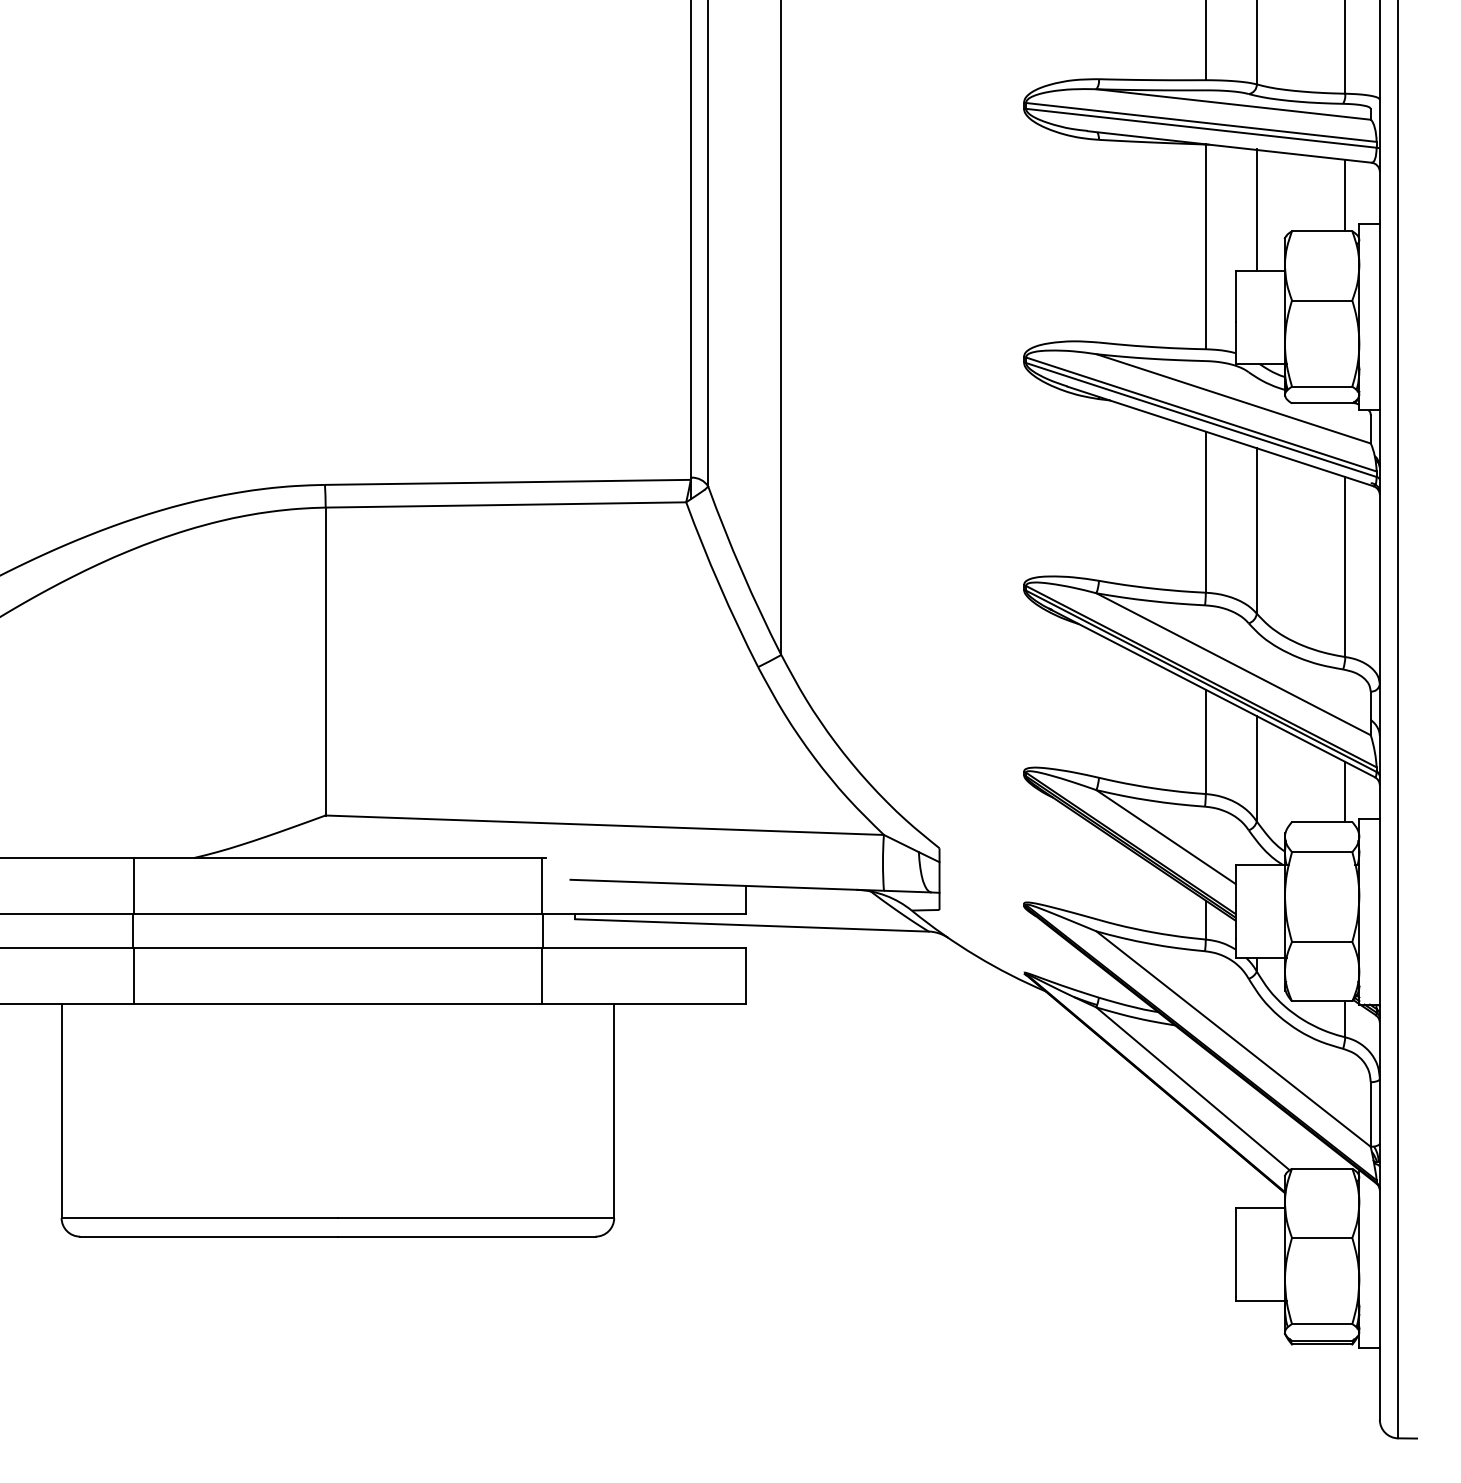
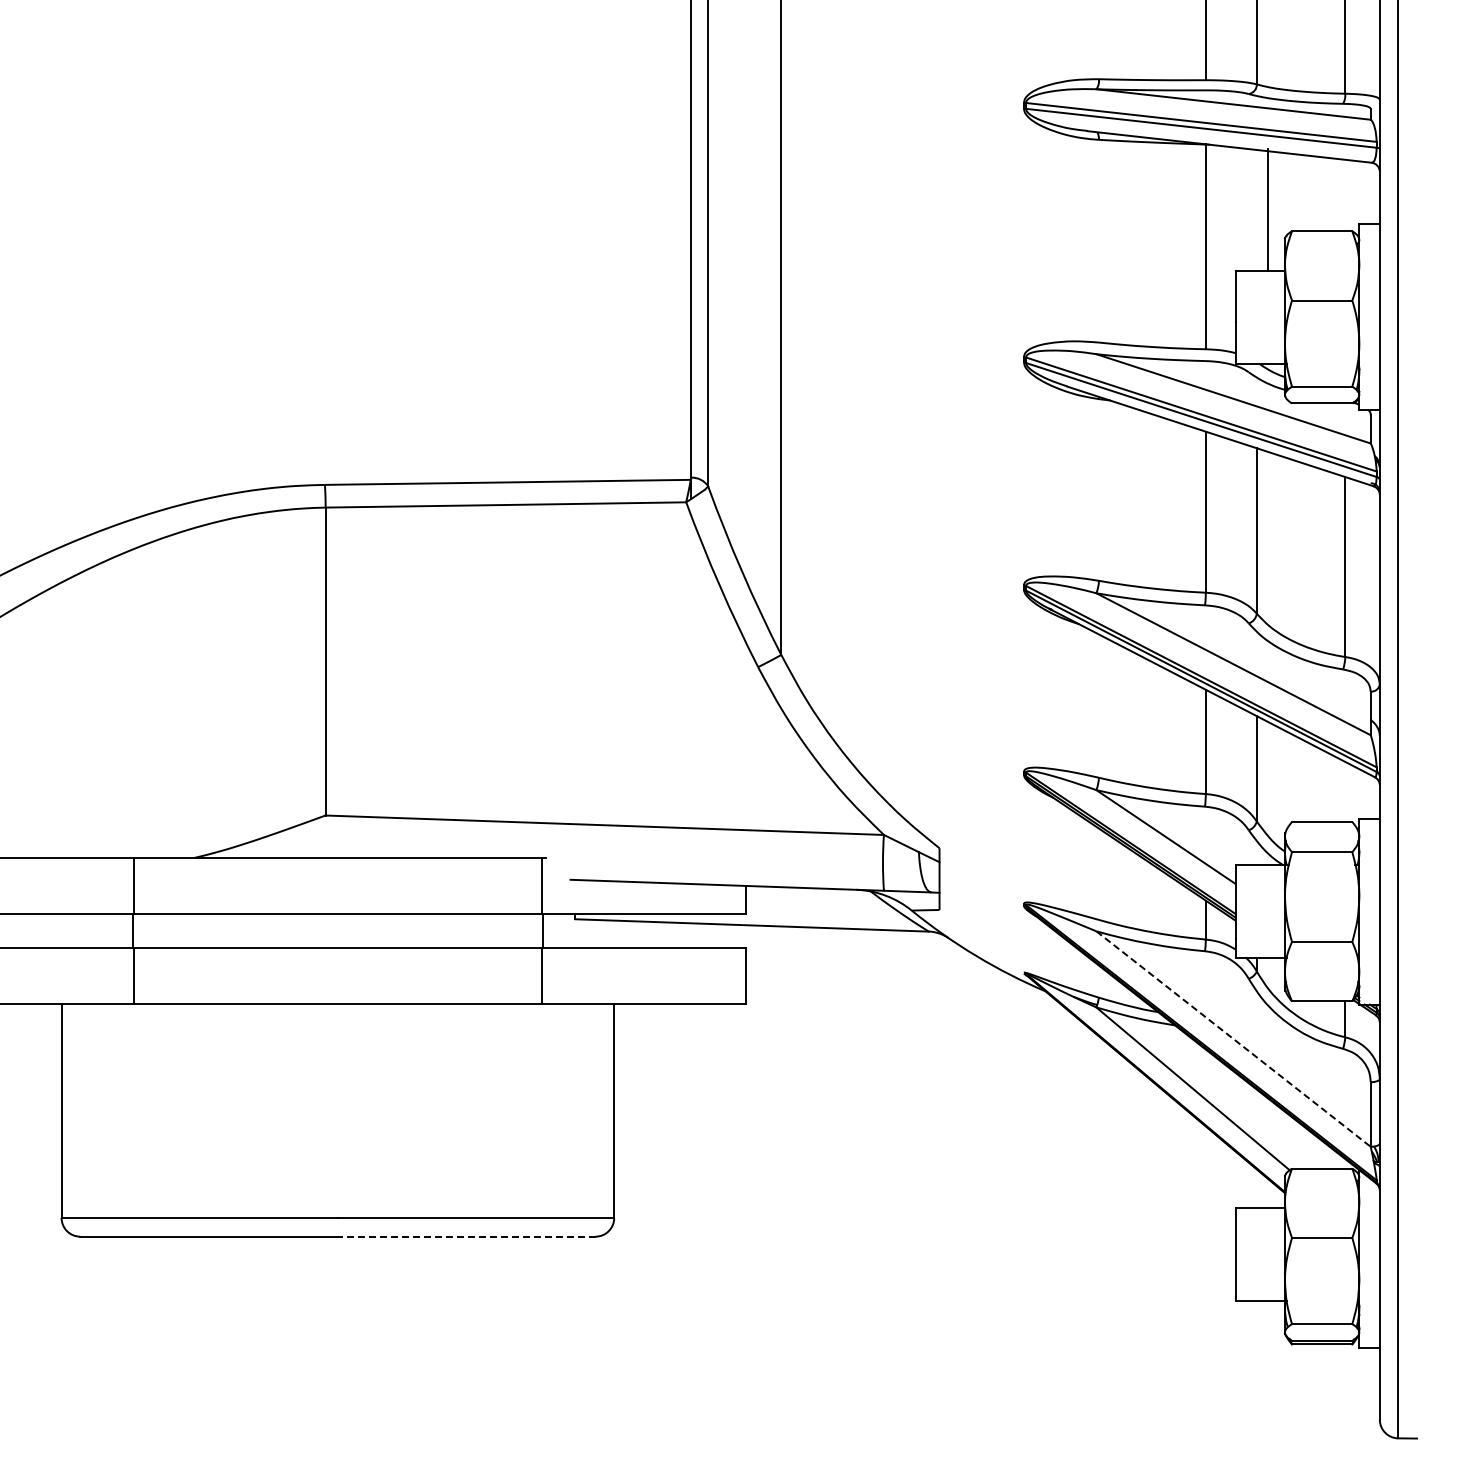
line: present -> none (1345, 195)
line position: (1256, 209) -> (1267, 209) (1267, 209)
line: present -> none (1345, 791)
line: solid -> dashed (1233, 1039)
line: solid -> dashed (466, 1236)
